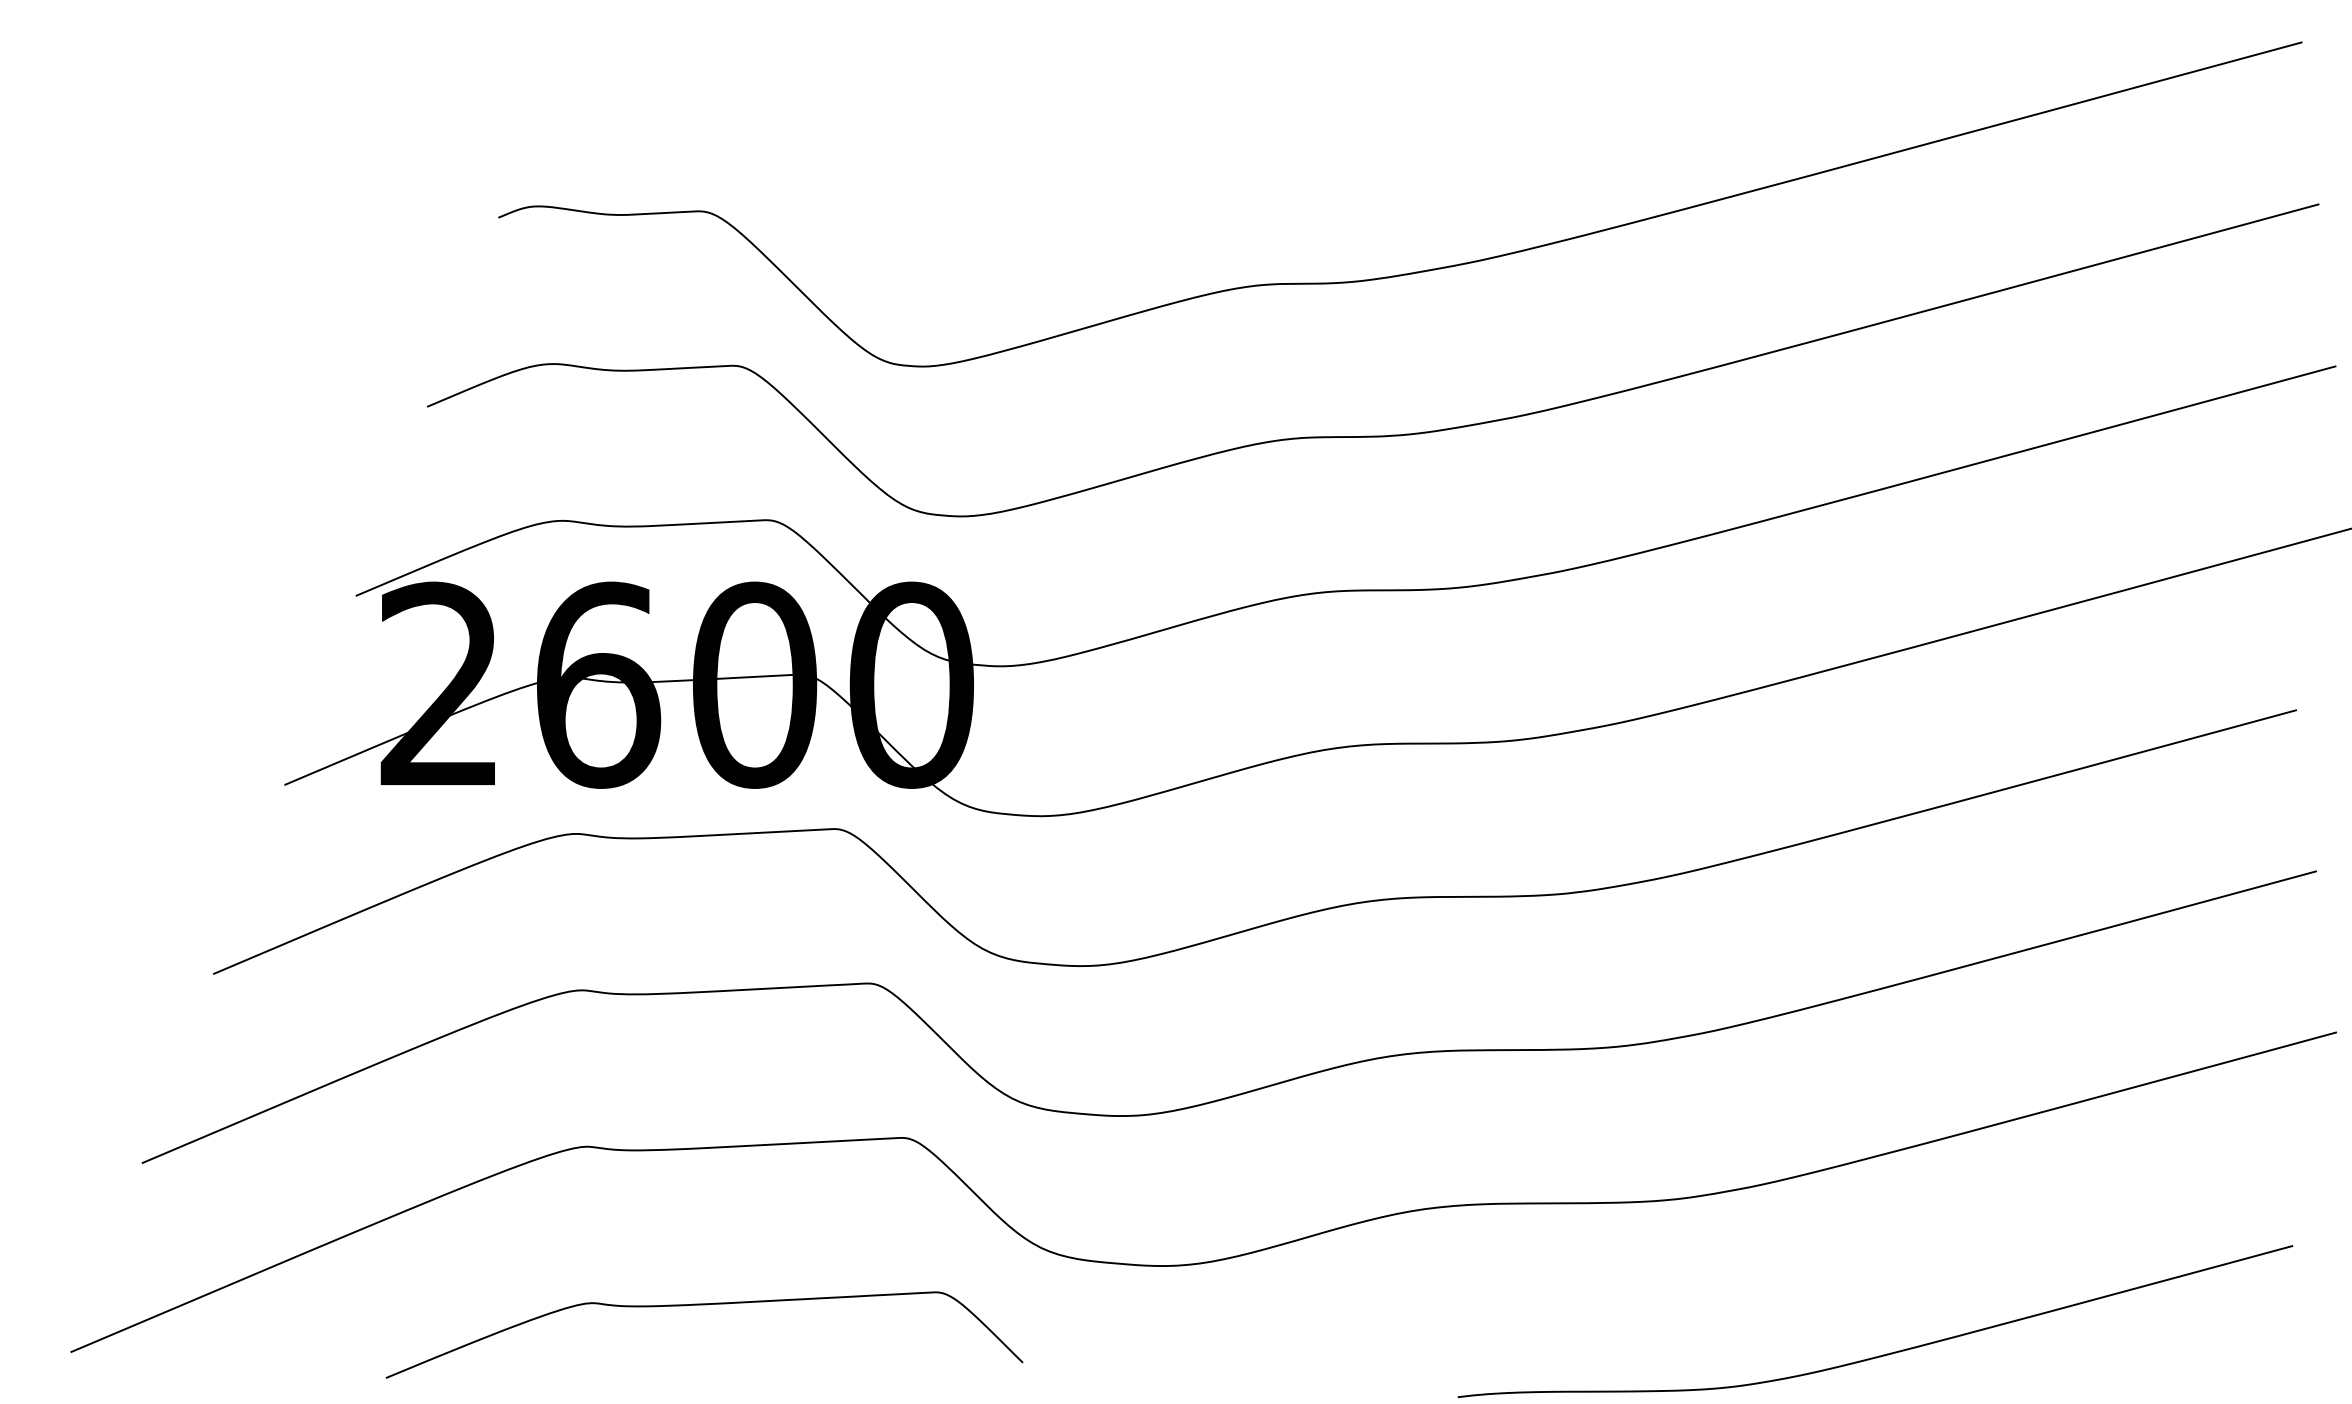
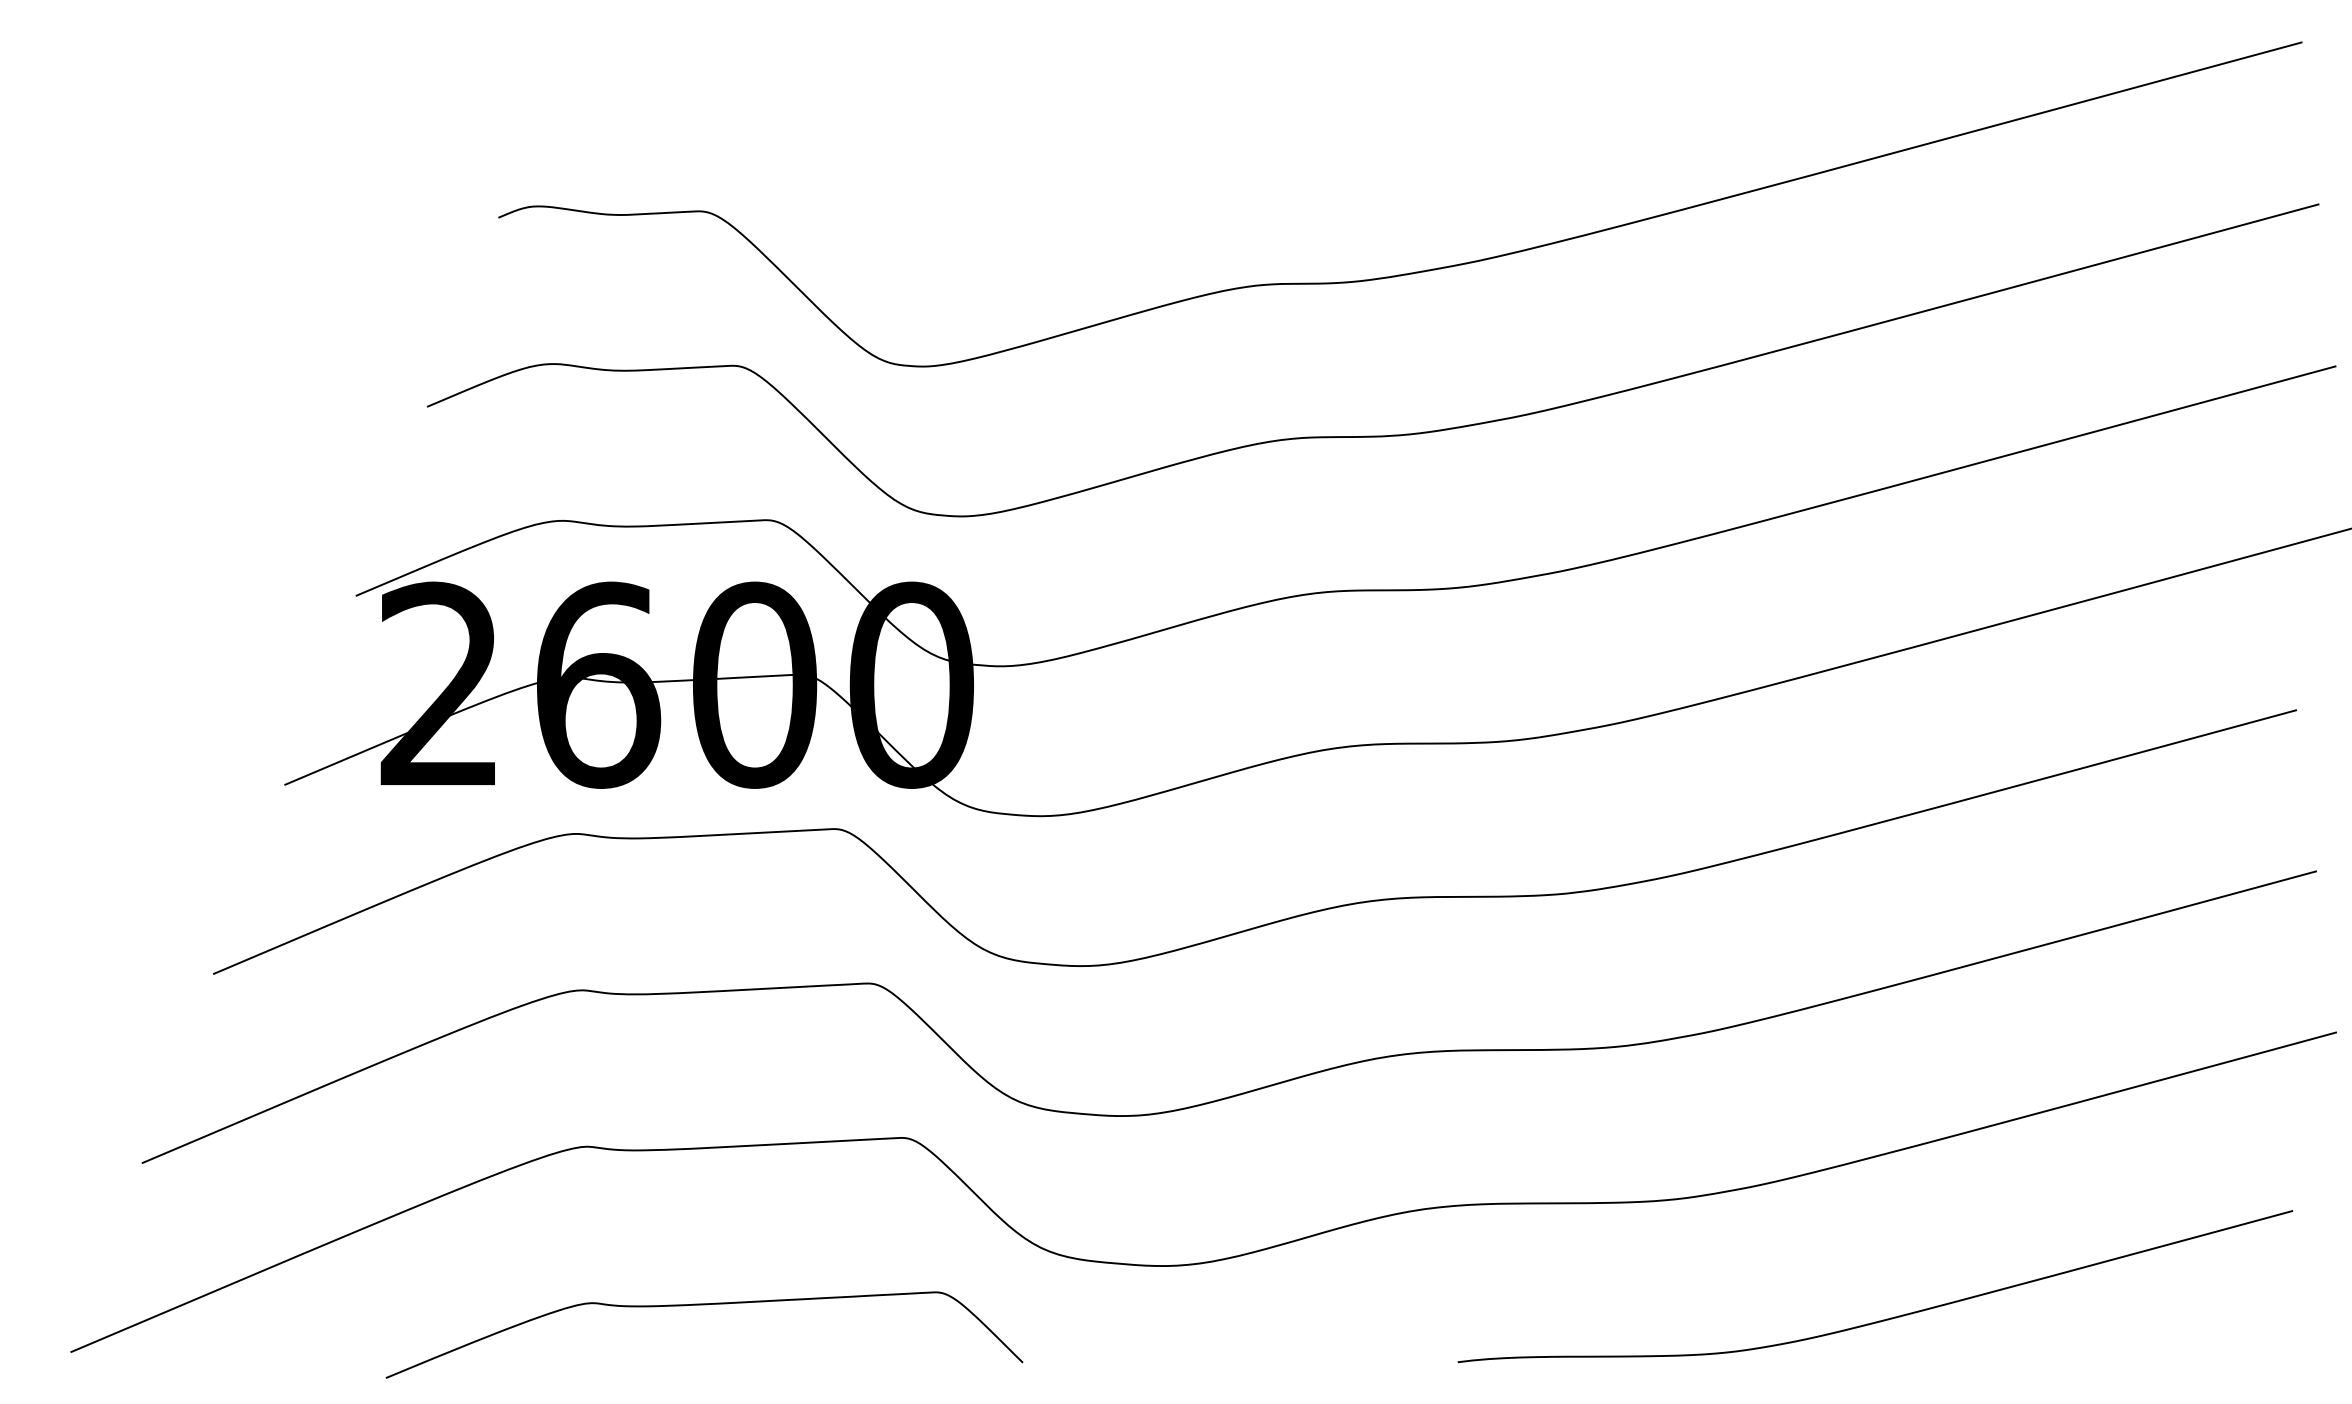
curve position: (1882, 1354) -> (1882, 1319) (1882, 1319)
